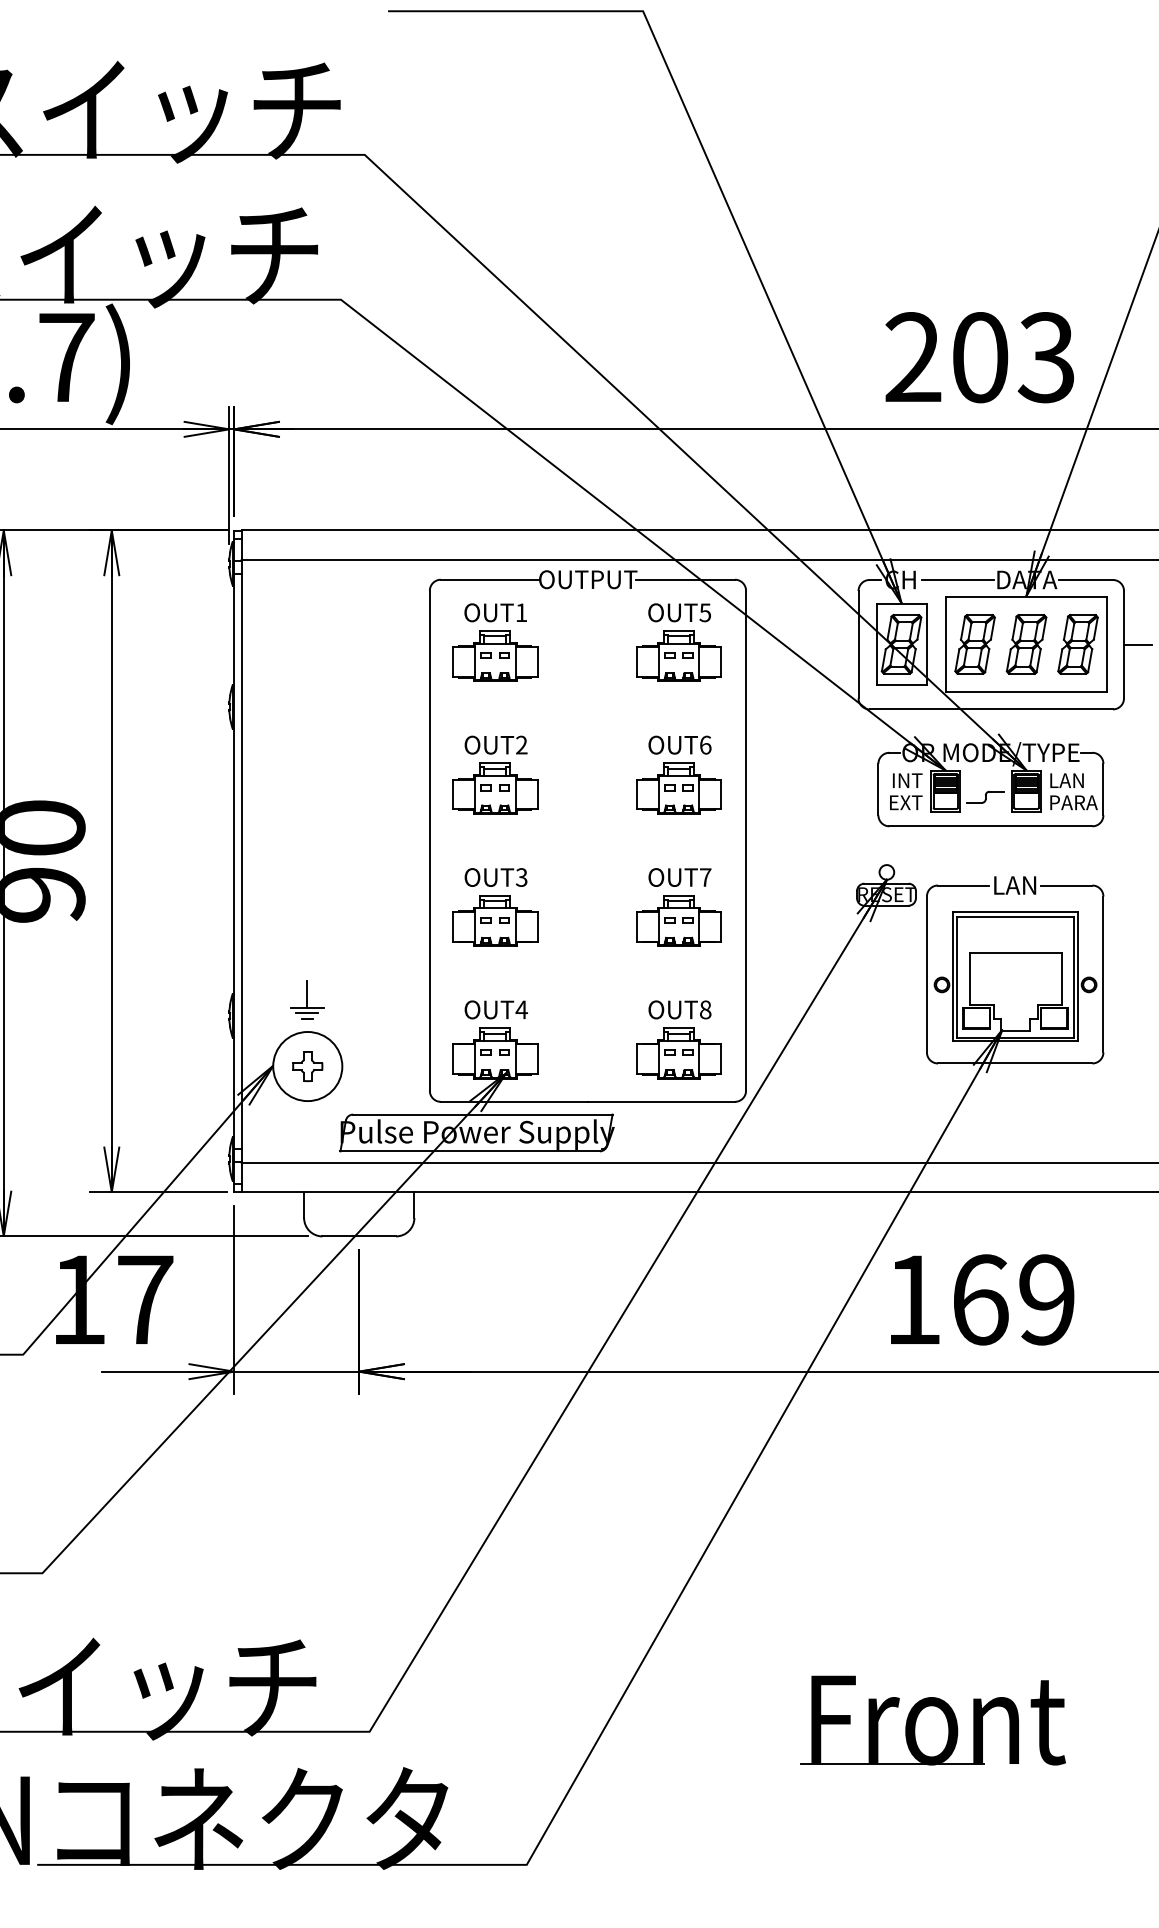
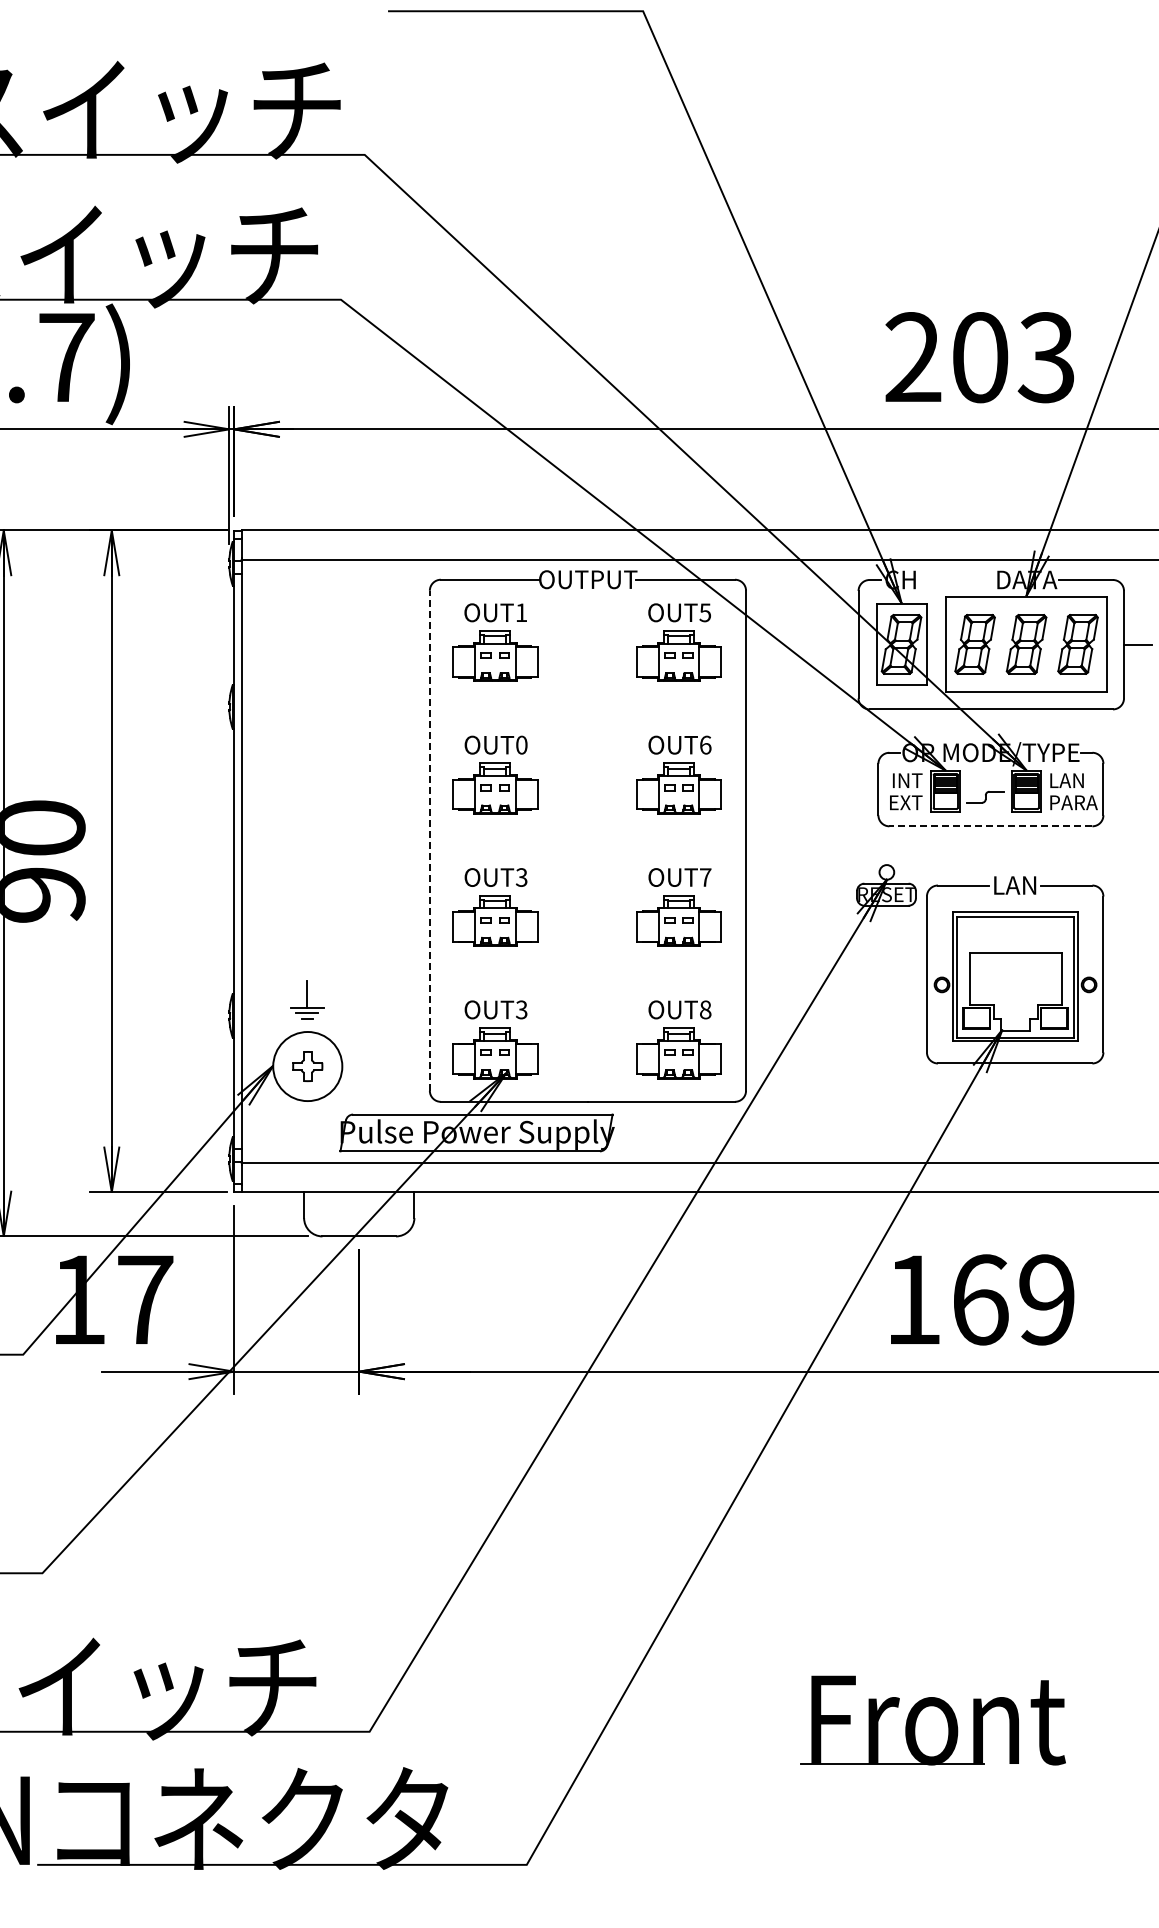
line: present -> none (957, 579)
text: OUT2 -> OUT0 (521, 744)
line: solid -> dashed (990, 826)
line: solid -> dashed (429, 840)
text: OUT4 -> OUT3 (521, 1009)
